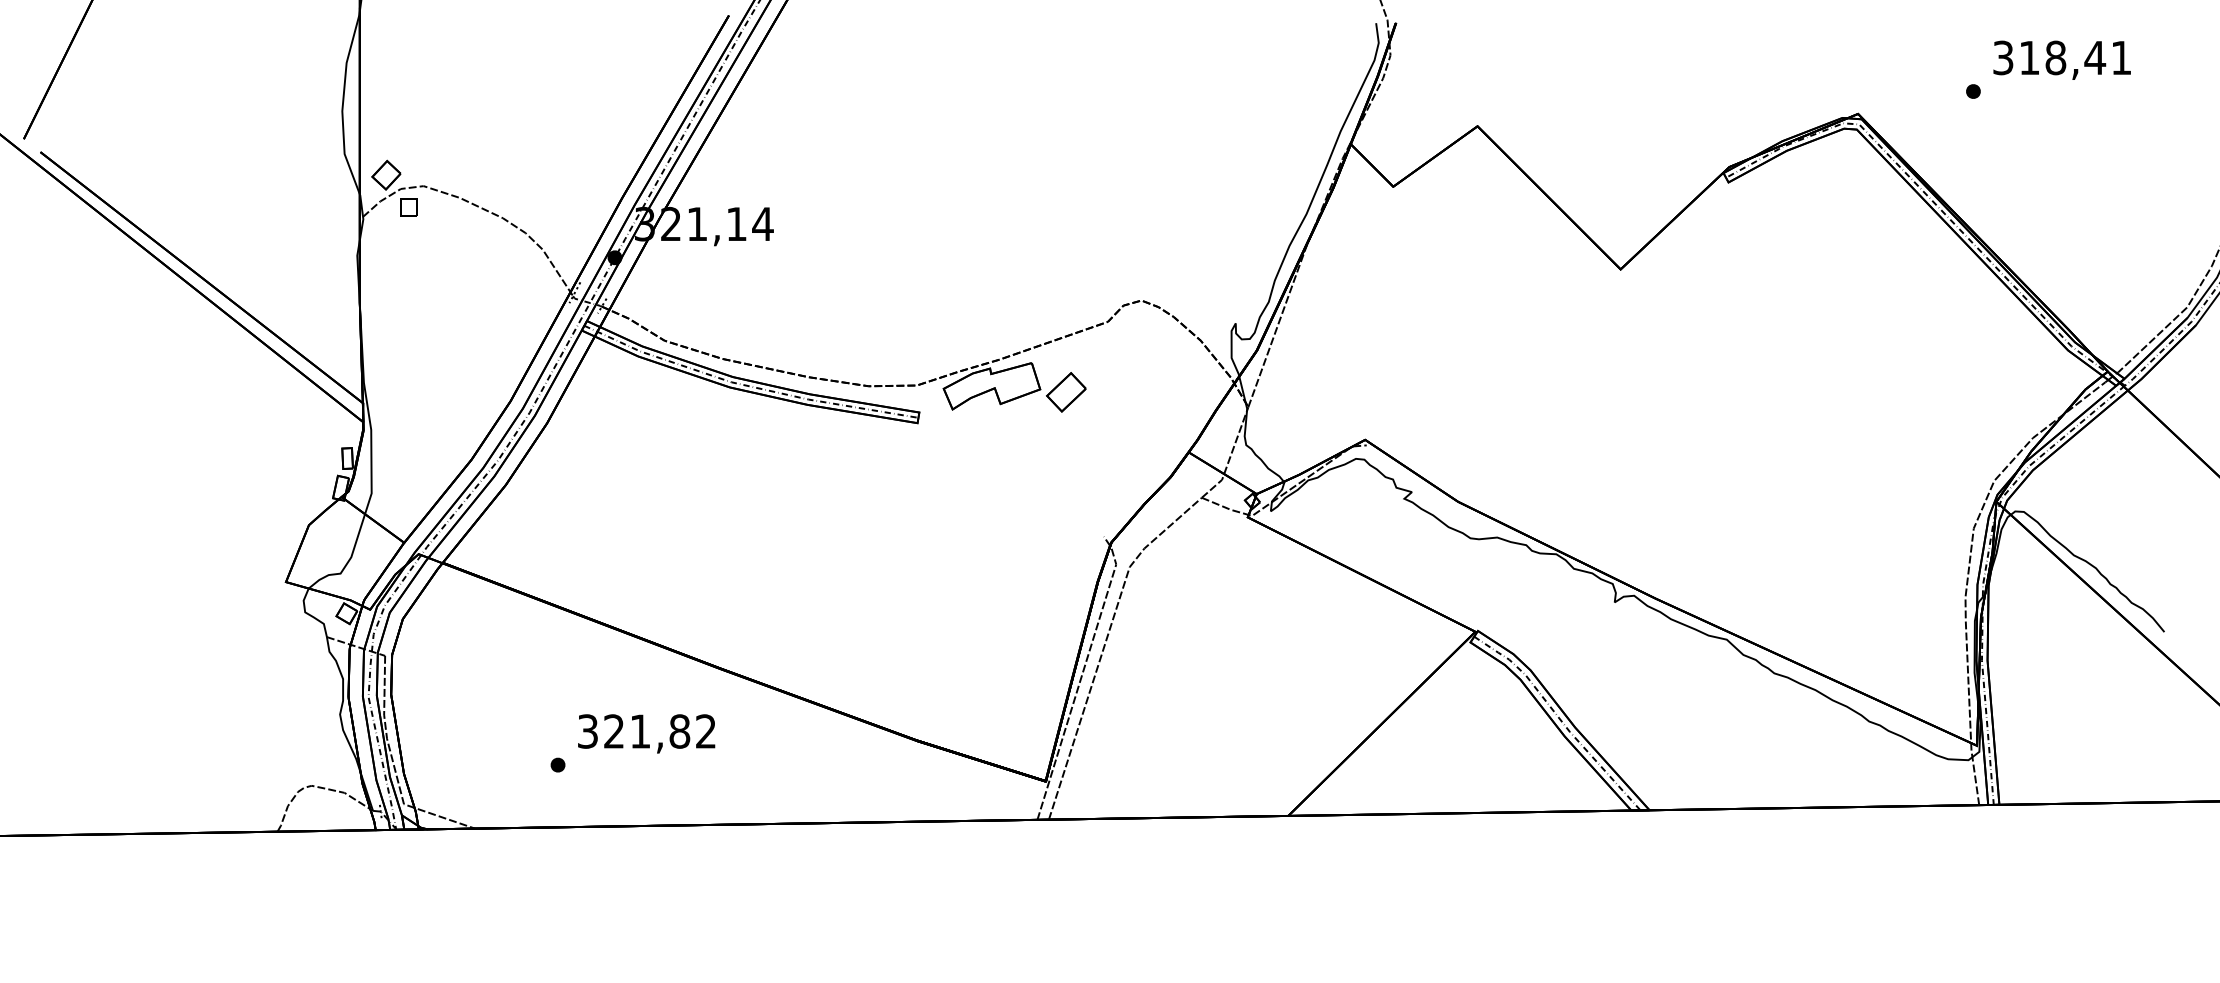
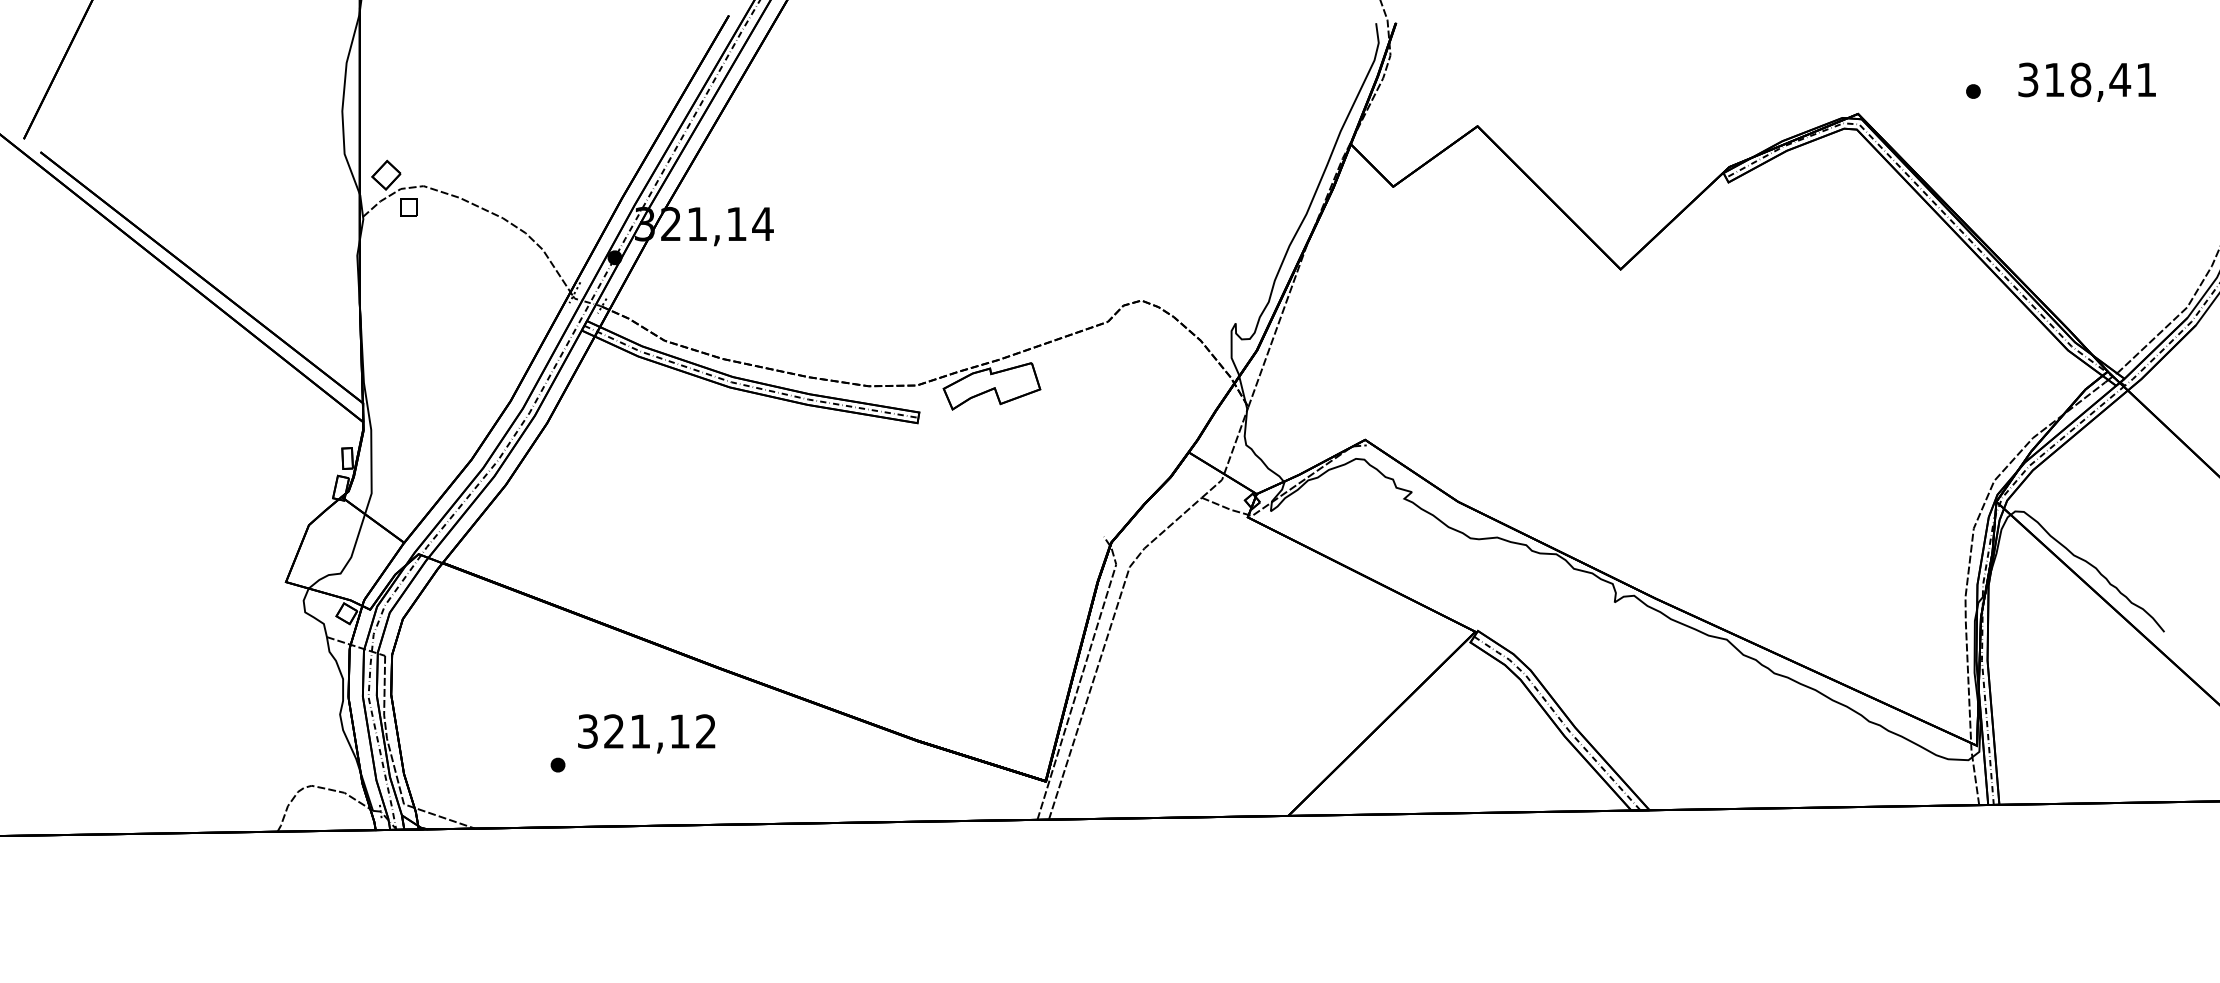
text position: (2061, 59) -> (2086, 81) (2086, 81)
part: present -> none (1066, 392)
text: 321,82 -> 321,12 (679, 731)
